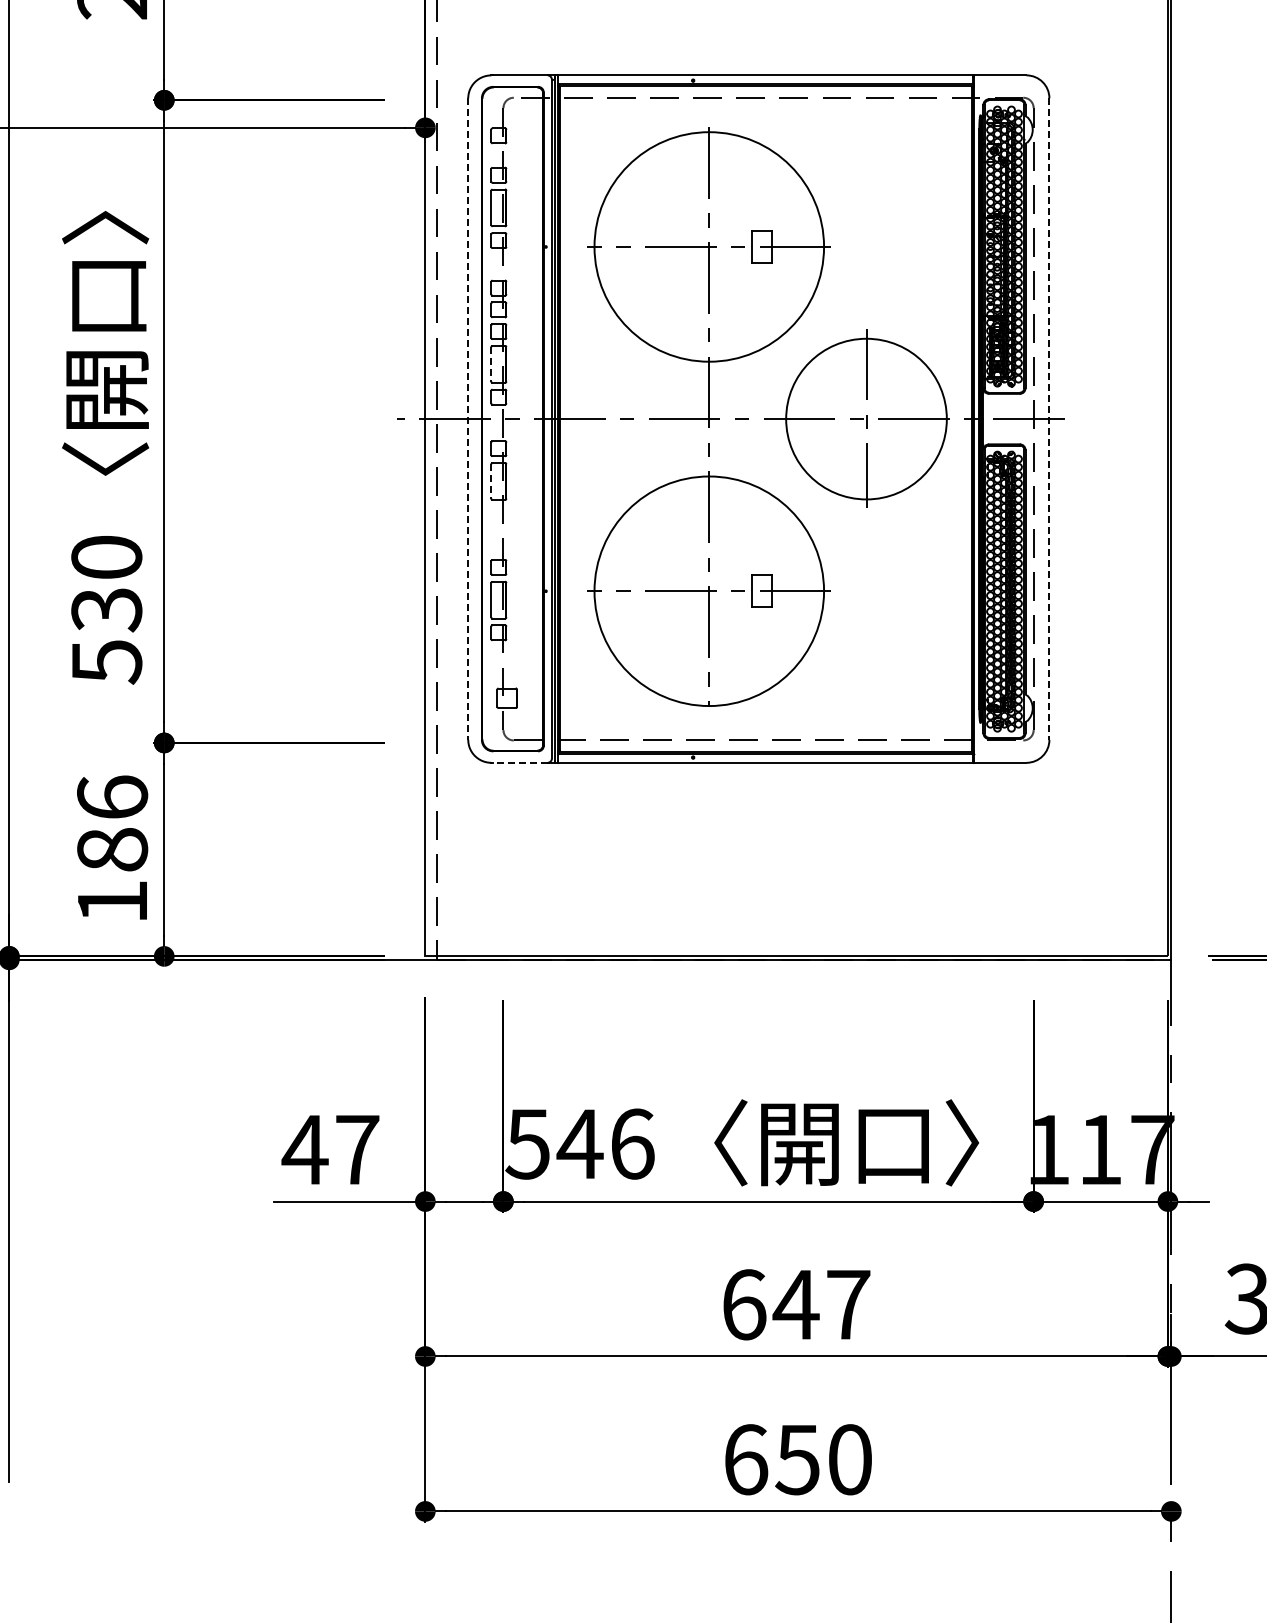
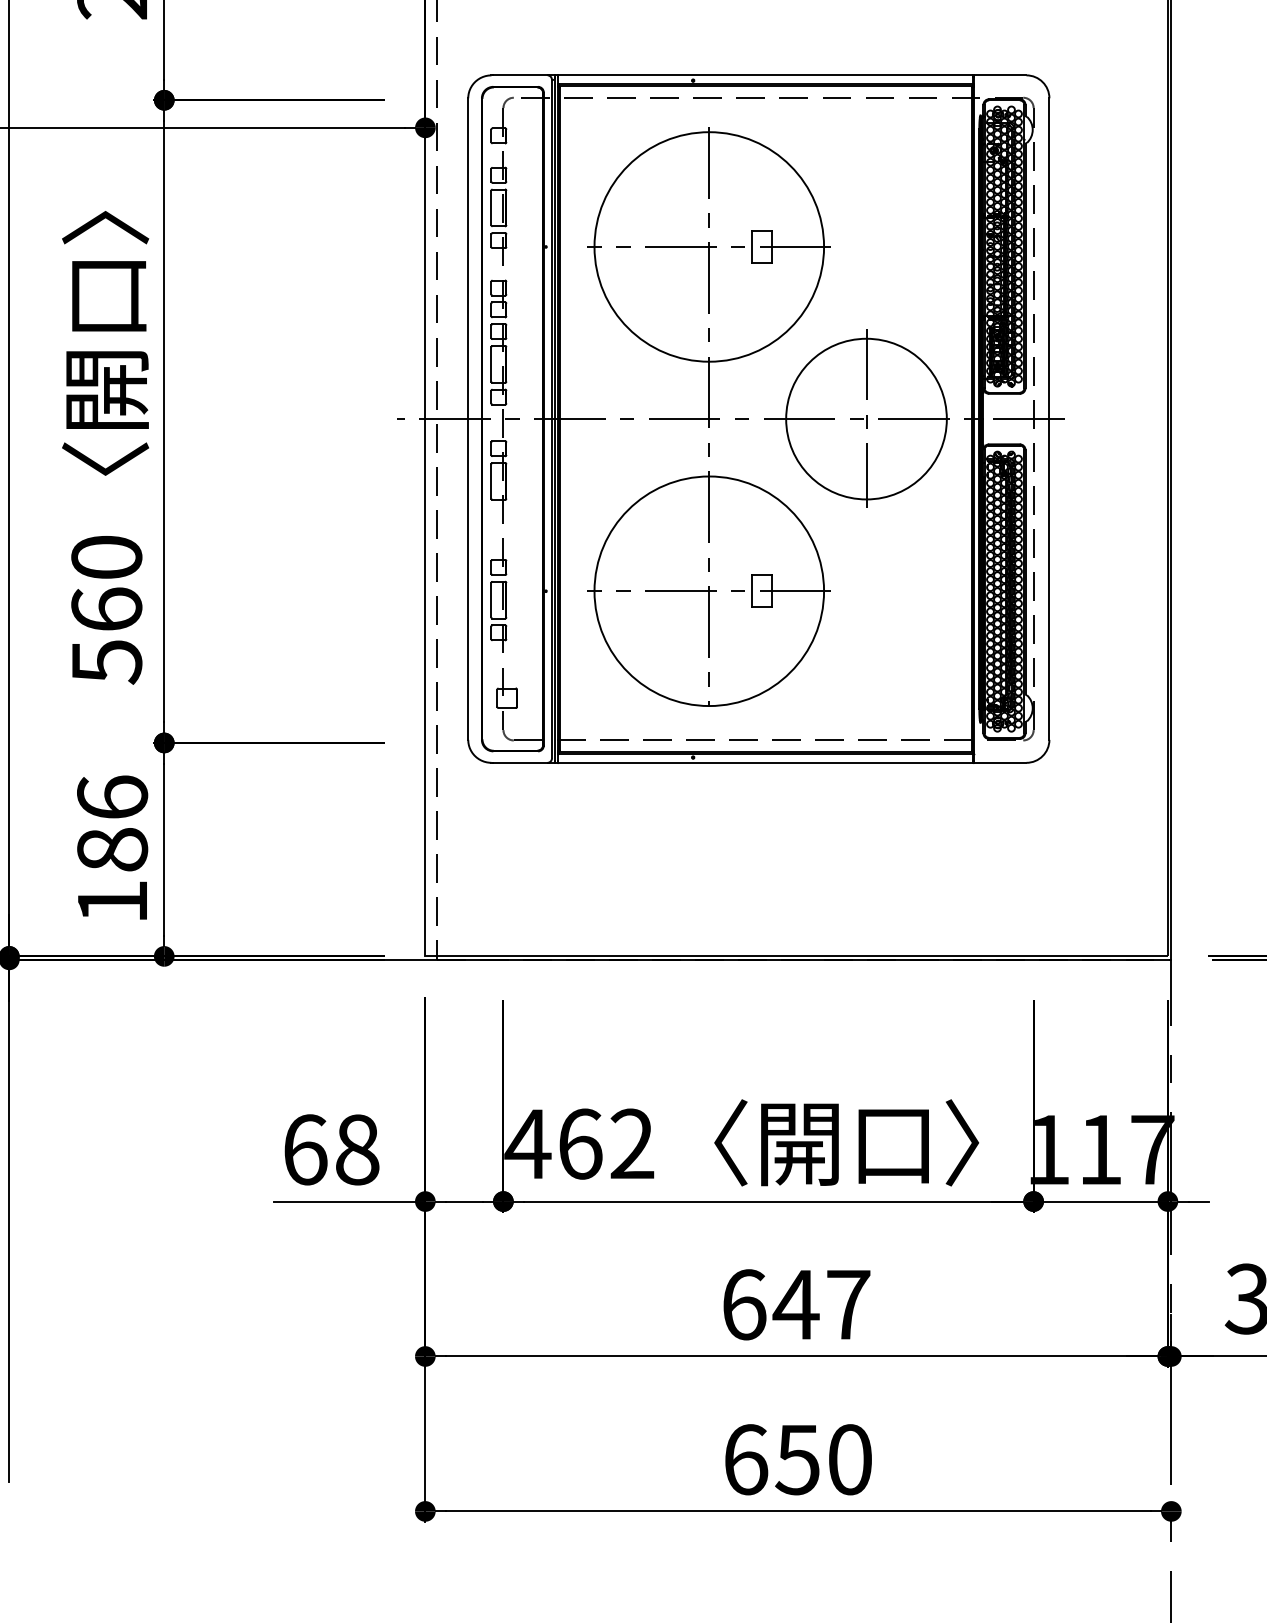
line: dashed -> solid (491, 364)
line: dashed -> solid (468, 419)
line: dashed -> solid (1049, 419)
line: dashed -> solid (491, 481)
text: 530 -> 560 (106, 609)
line: dashed -> solid (519, 762)
text: 546 -> 462 (579, 1143)
text: 47 -> 68 (330, 1149)
